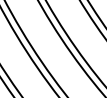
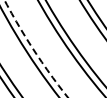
arc: solid -> dashed (34, 51)
